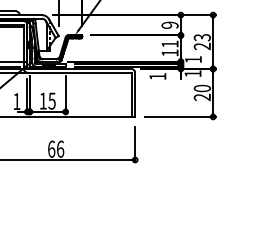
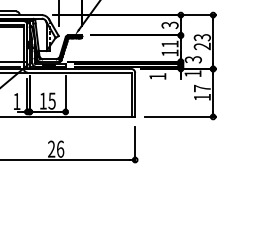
text: 9 -> 3 (169, 25)
text: 1 -> 3 (192, 59)
text: 20 -> 17 (201, 92)
text: 66 -> 26 (51, 148)
